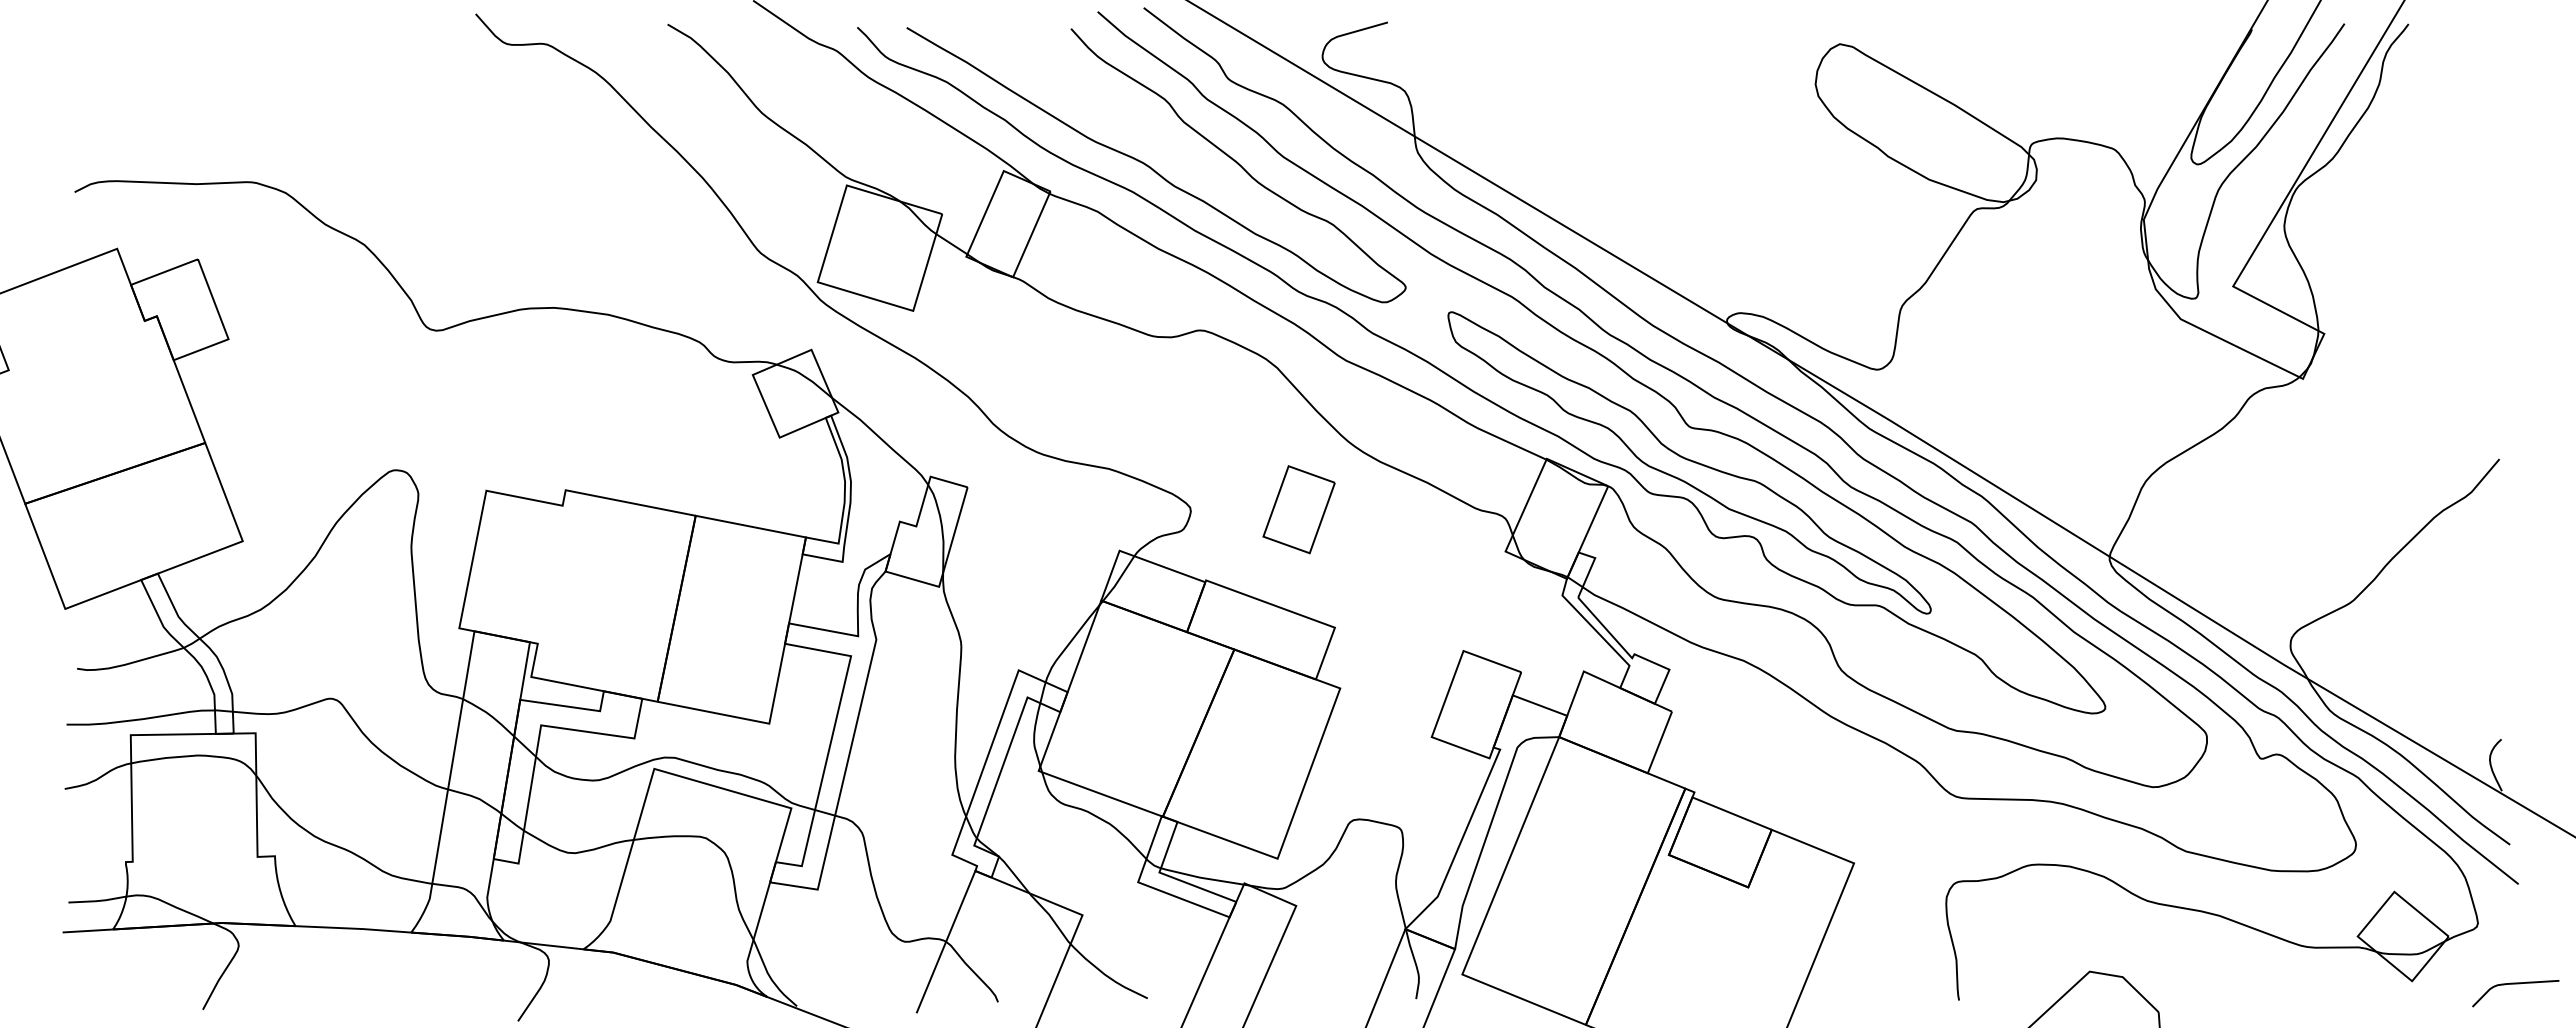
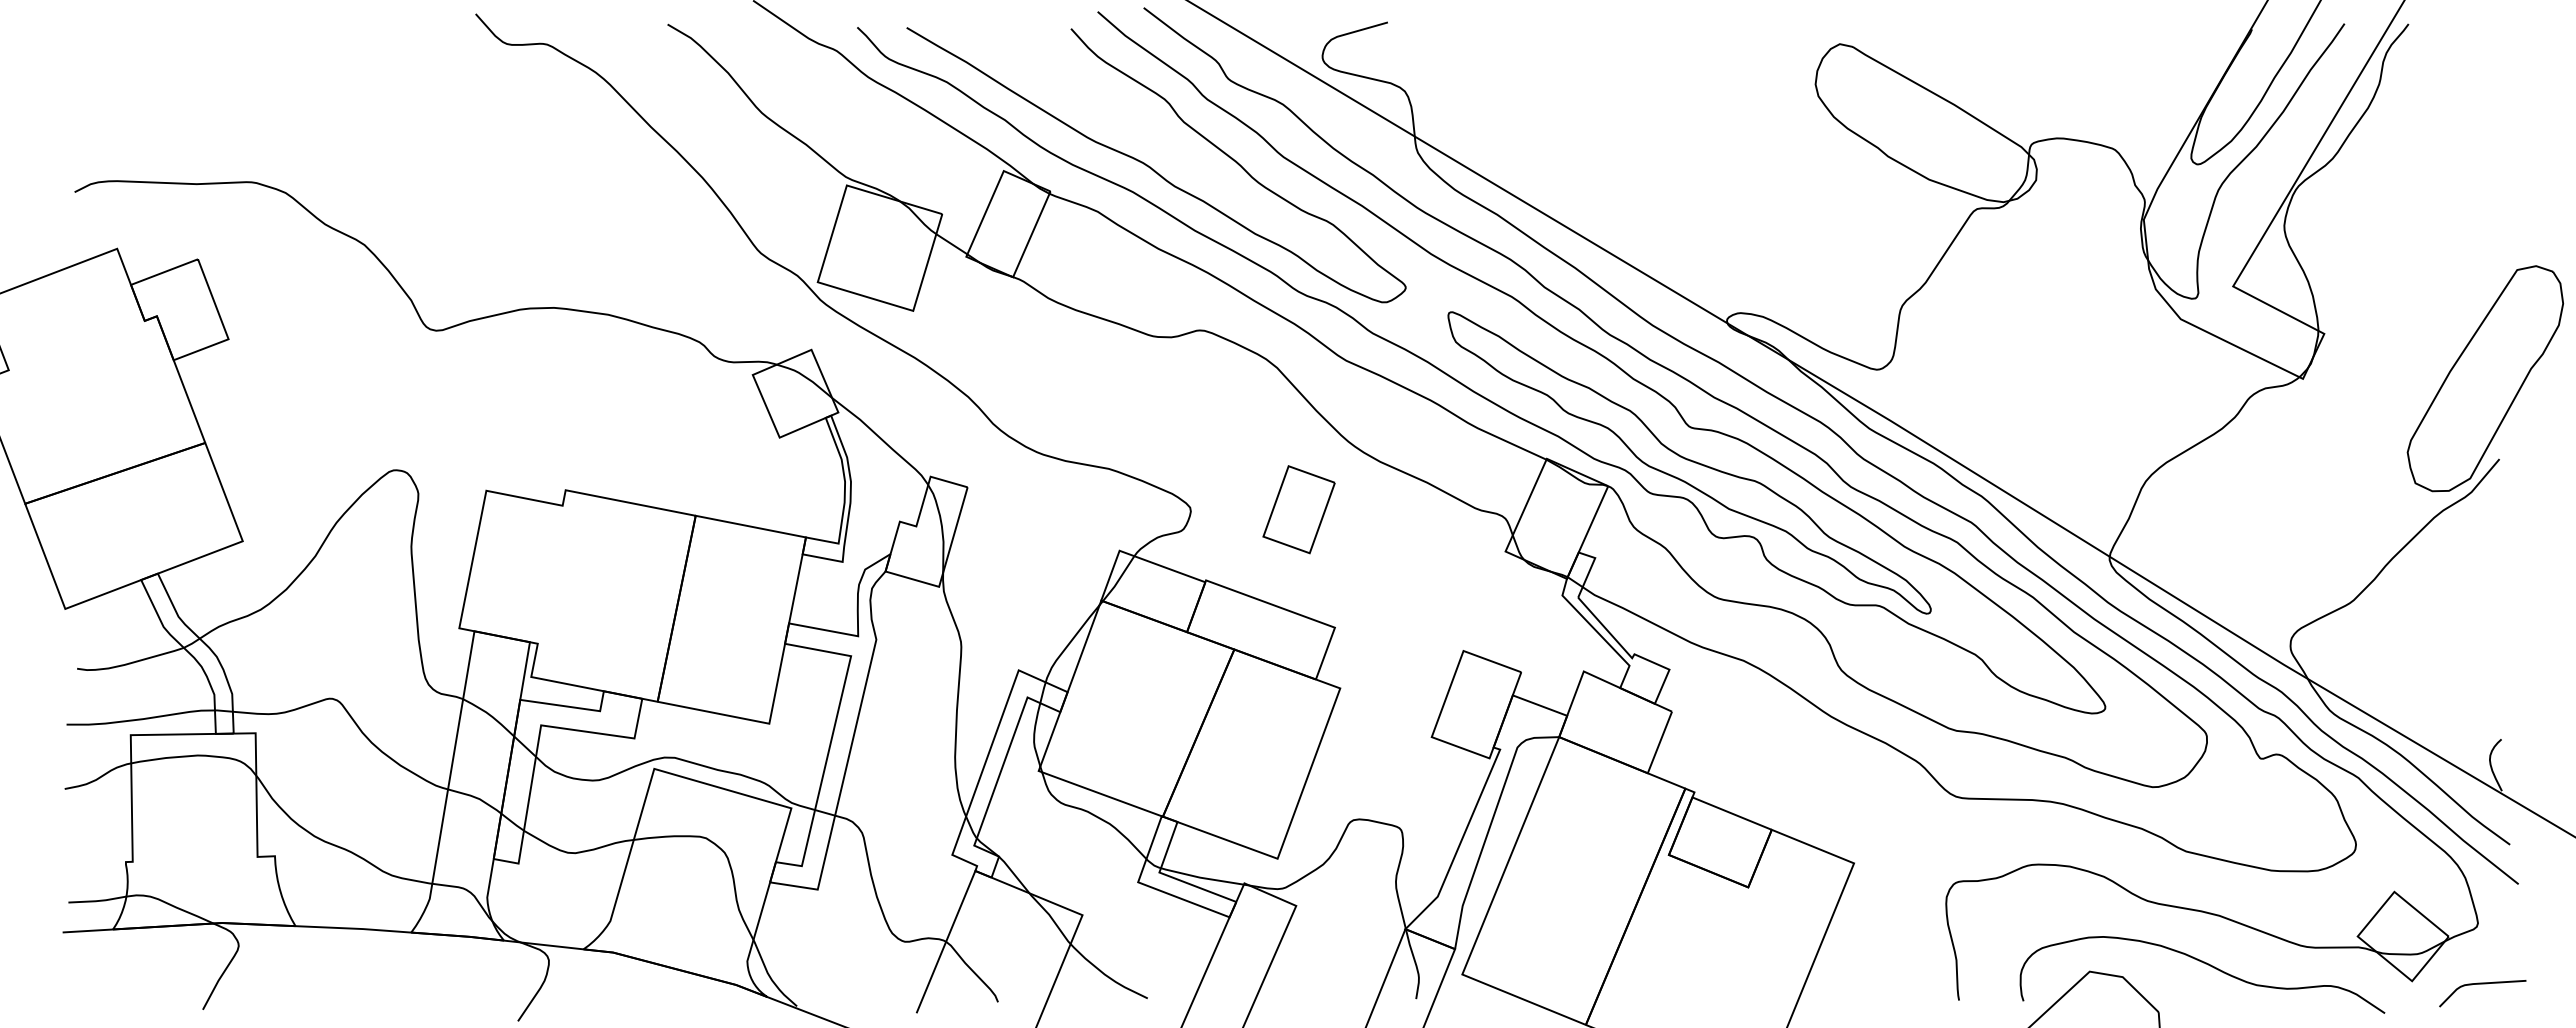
part: none -> present (2485, 378)
curve: none -> present (2205, 964)
curve position: (2515, 984) -> (2482, 984) (2482, 984)
